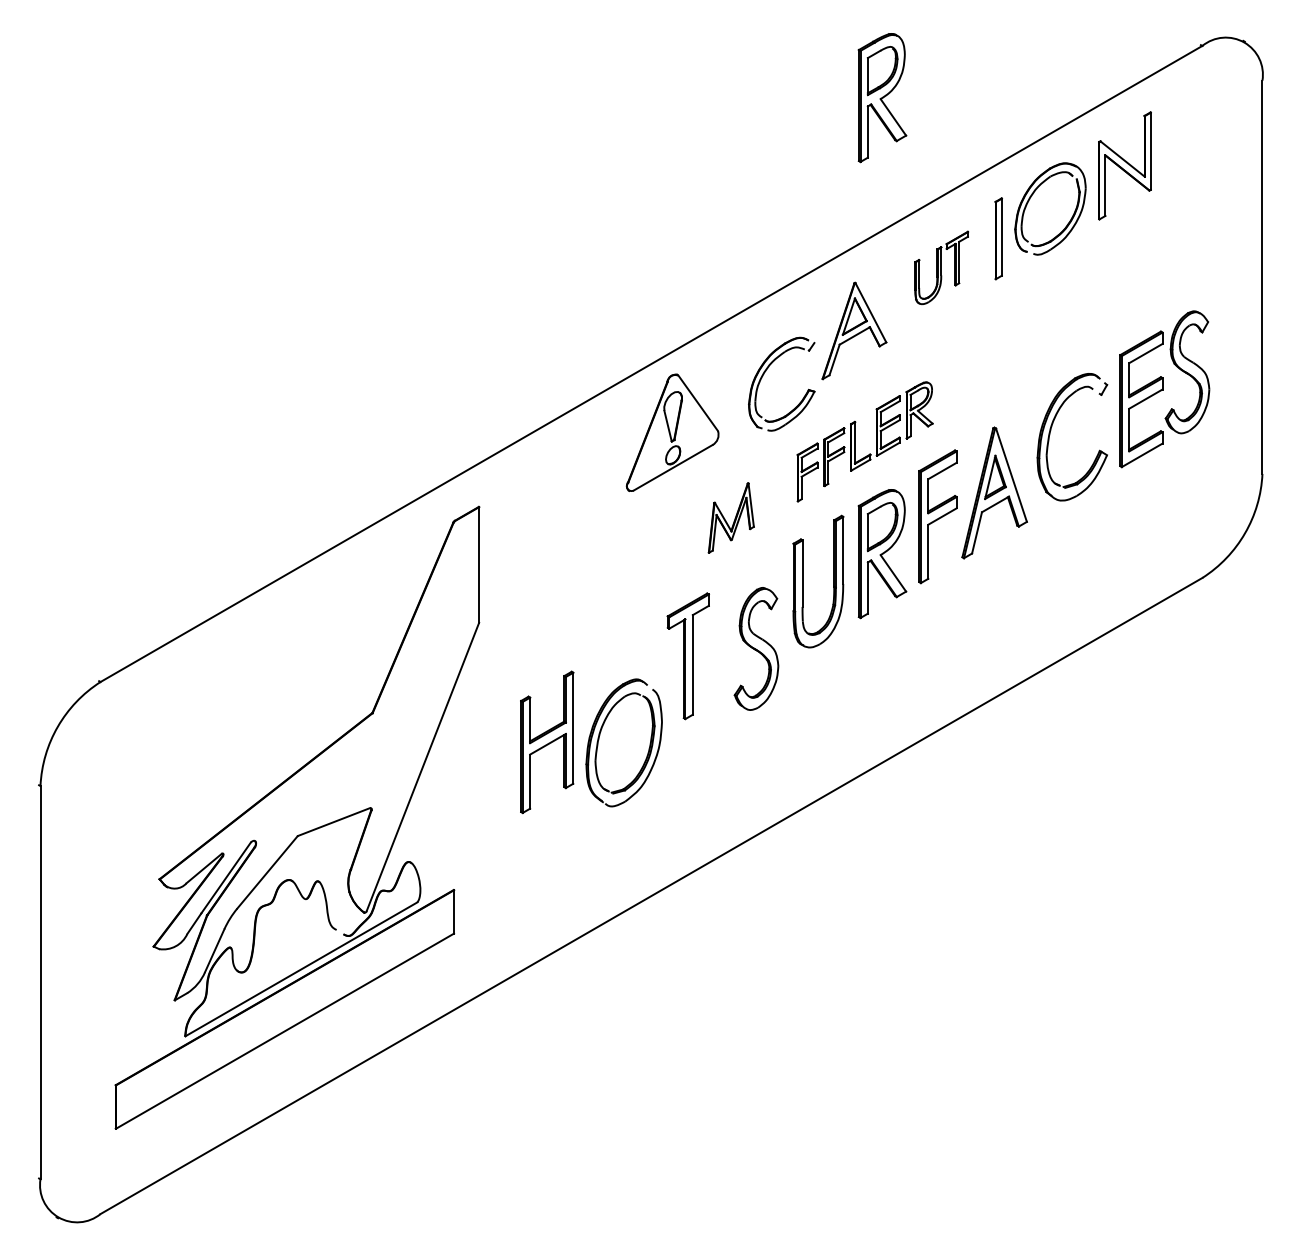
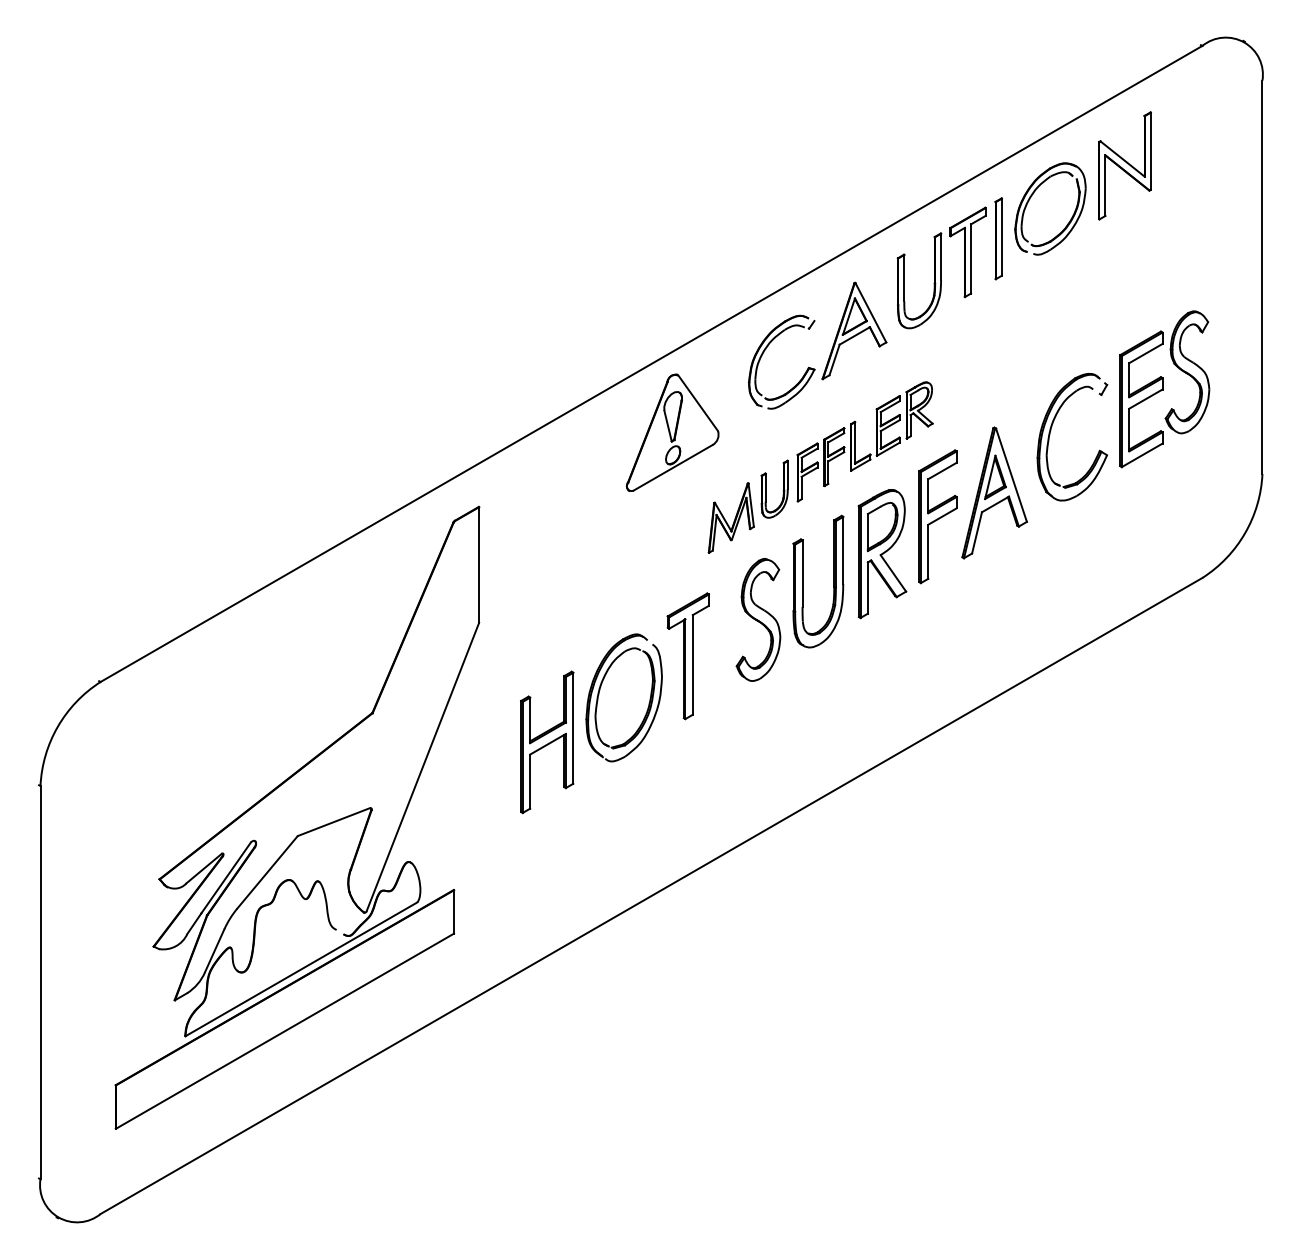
part: present -> none (882, 98)
part size: 56x76 px -> 91x124 px (941, 267)
part position: (766, 371) -> (766, 349) (766, 349)
part: none -> present (766, 488)
part position: (756, 648) -> (758, 619) (758, 619)
part position: (600, 735) -> (600, 690) (600, 690)
